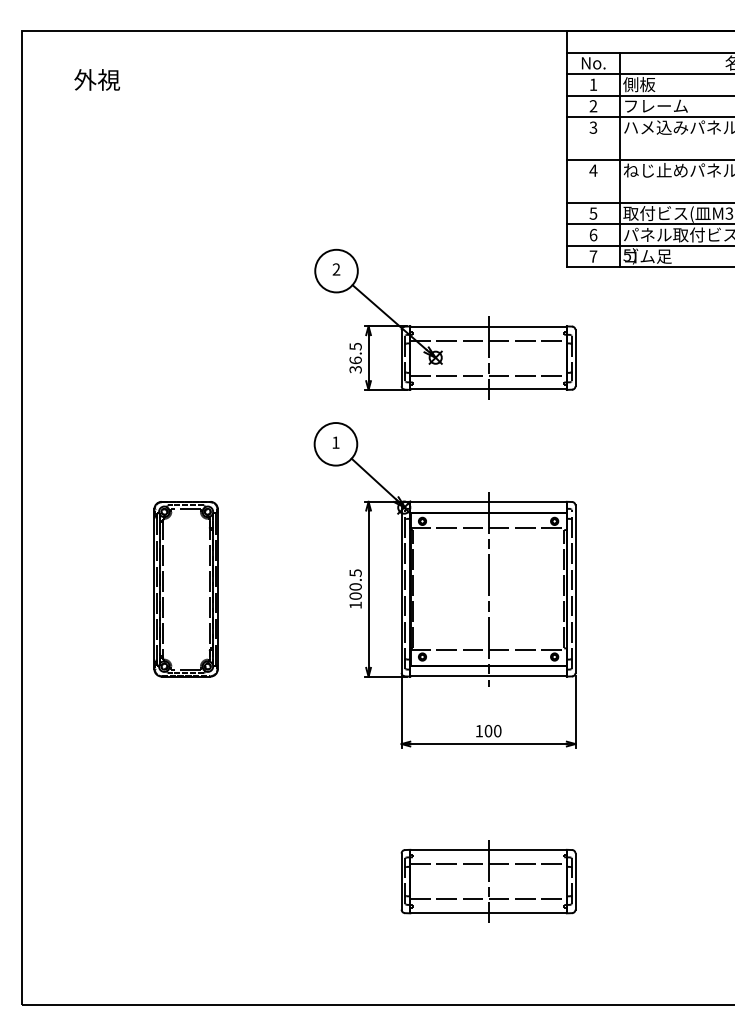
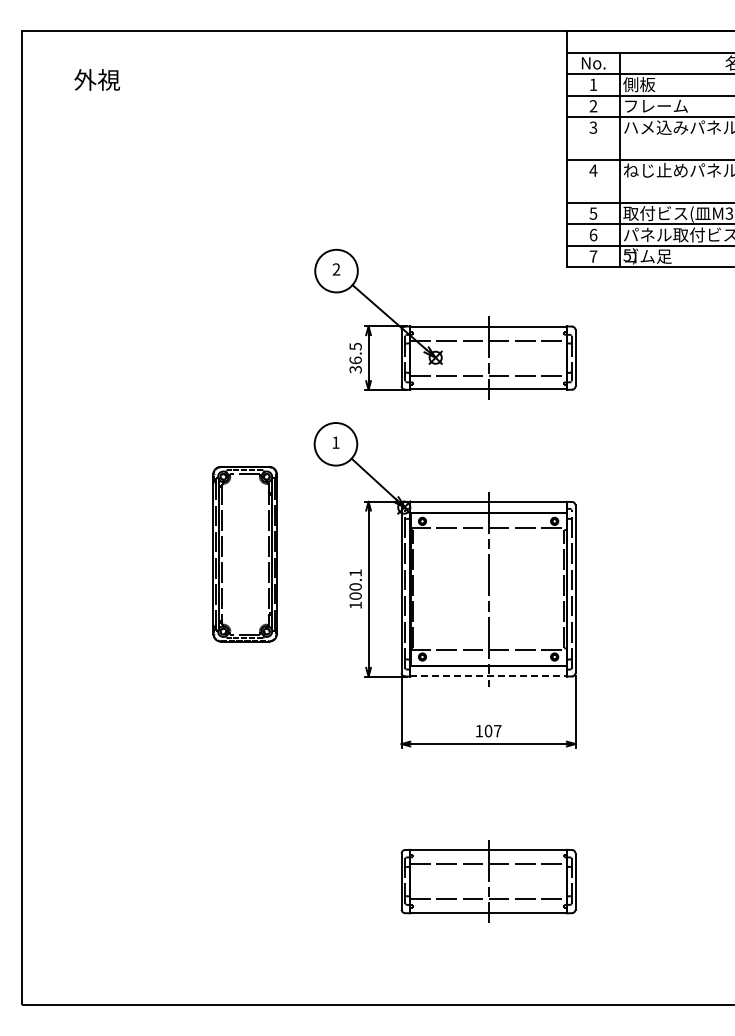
text: 100.5 -> 100.1 (355, 572)
part position: (185, 589) -> (244, 554) (244, 554)
line: solid -> dashed (489, 676)
text: 100 -> 107 (497, 730)
